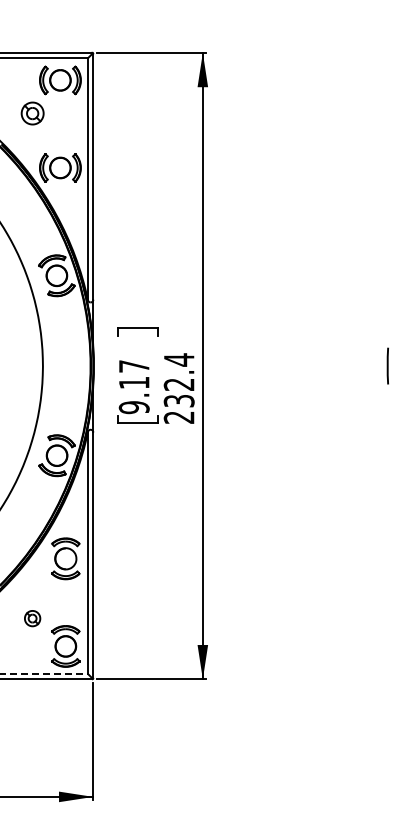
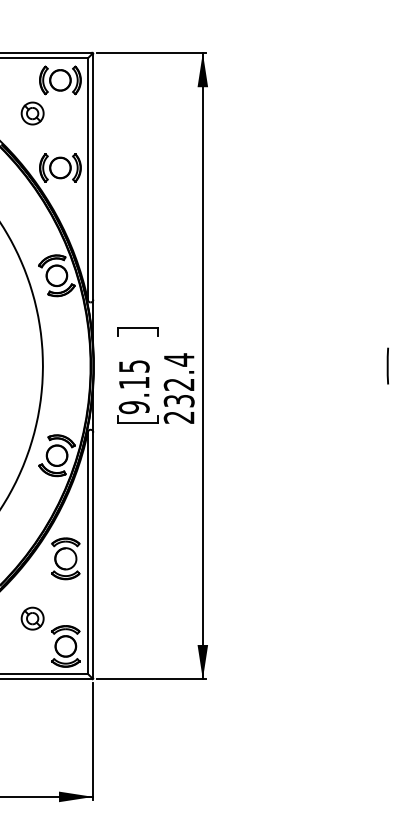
text: 9.17 -> 9.15 (134, 366)
part size: 18x18 px -> 25x25 px (32, 618)
line: dashed -> solid (44, 674)
